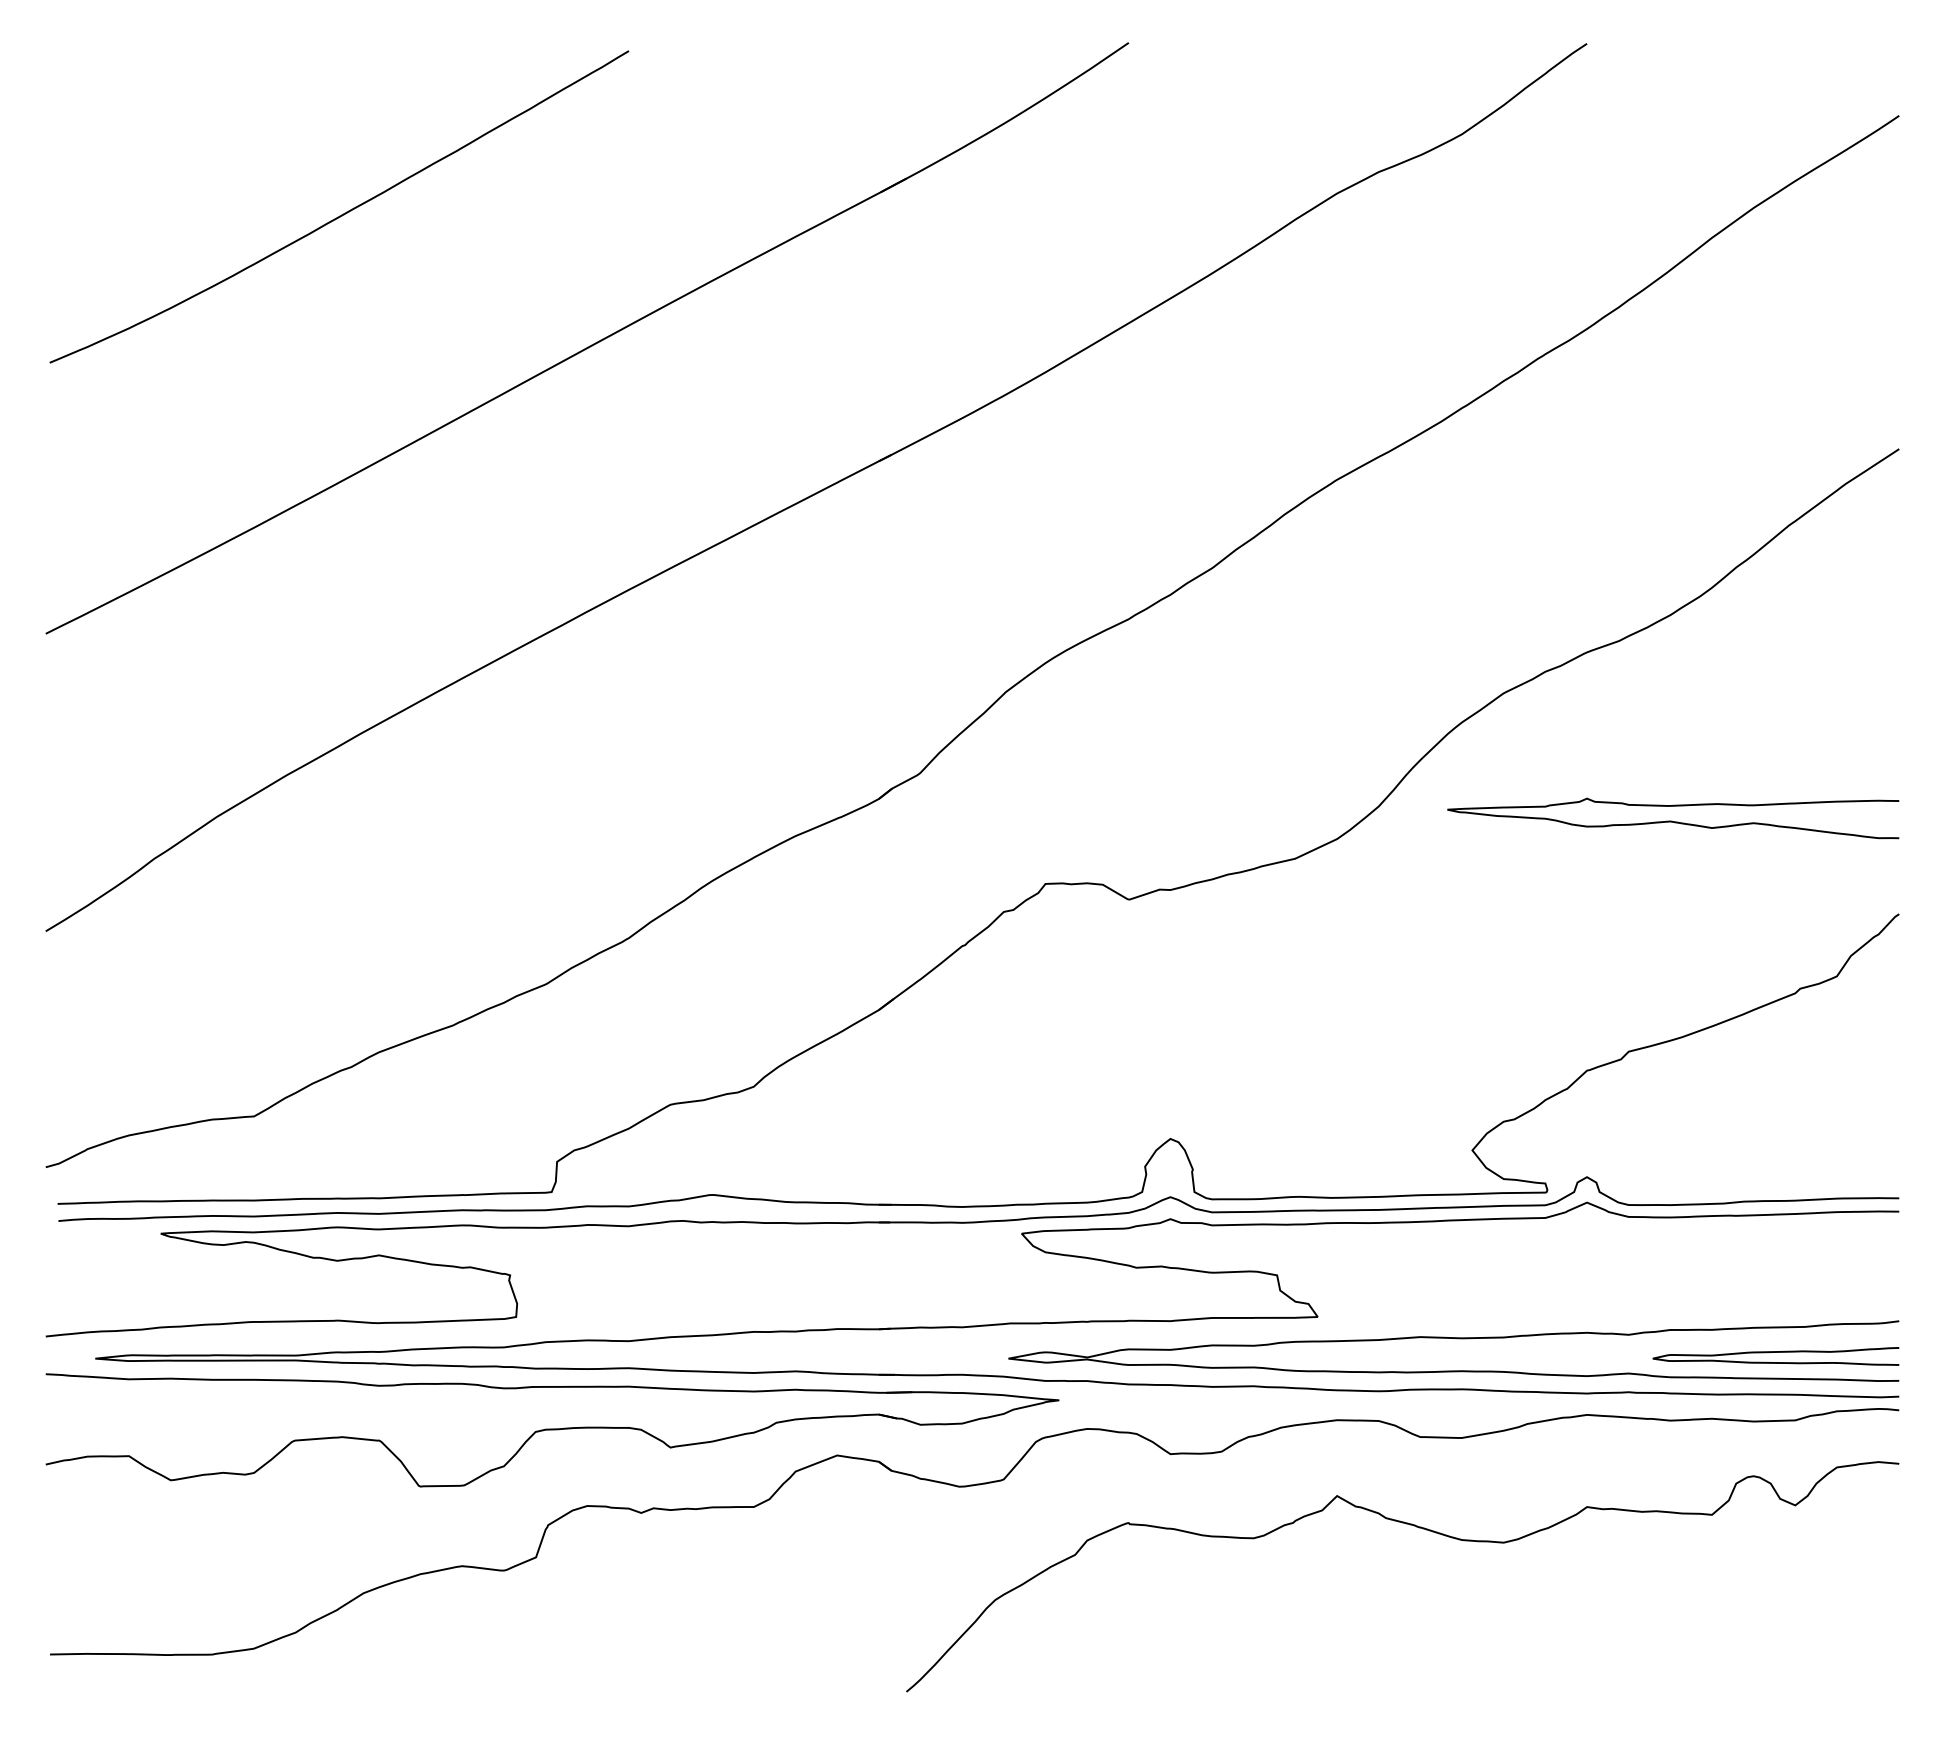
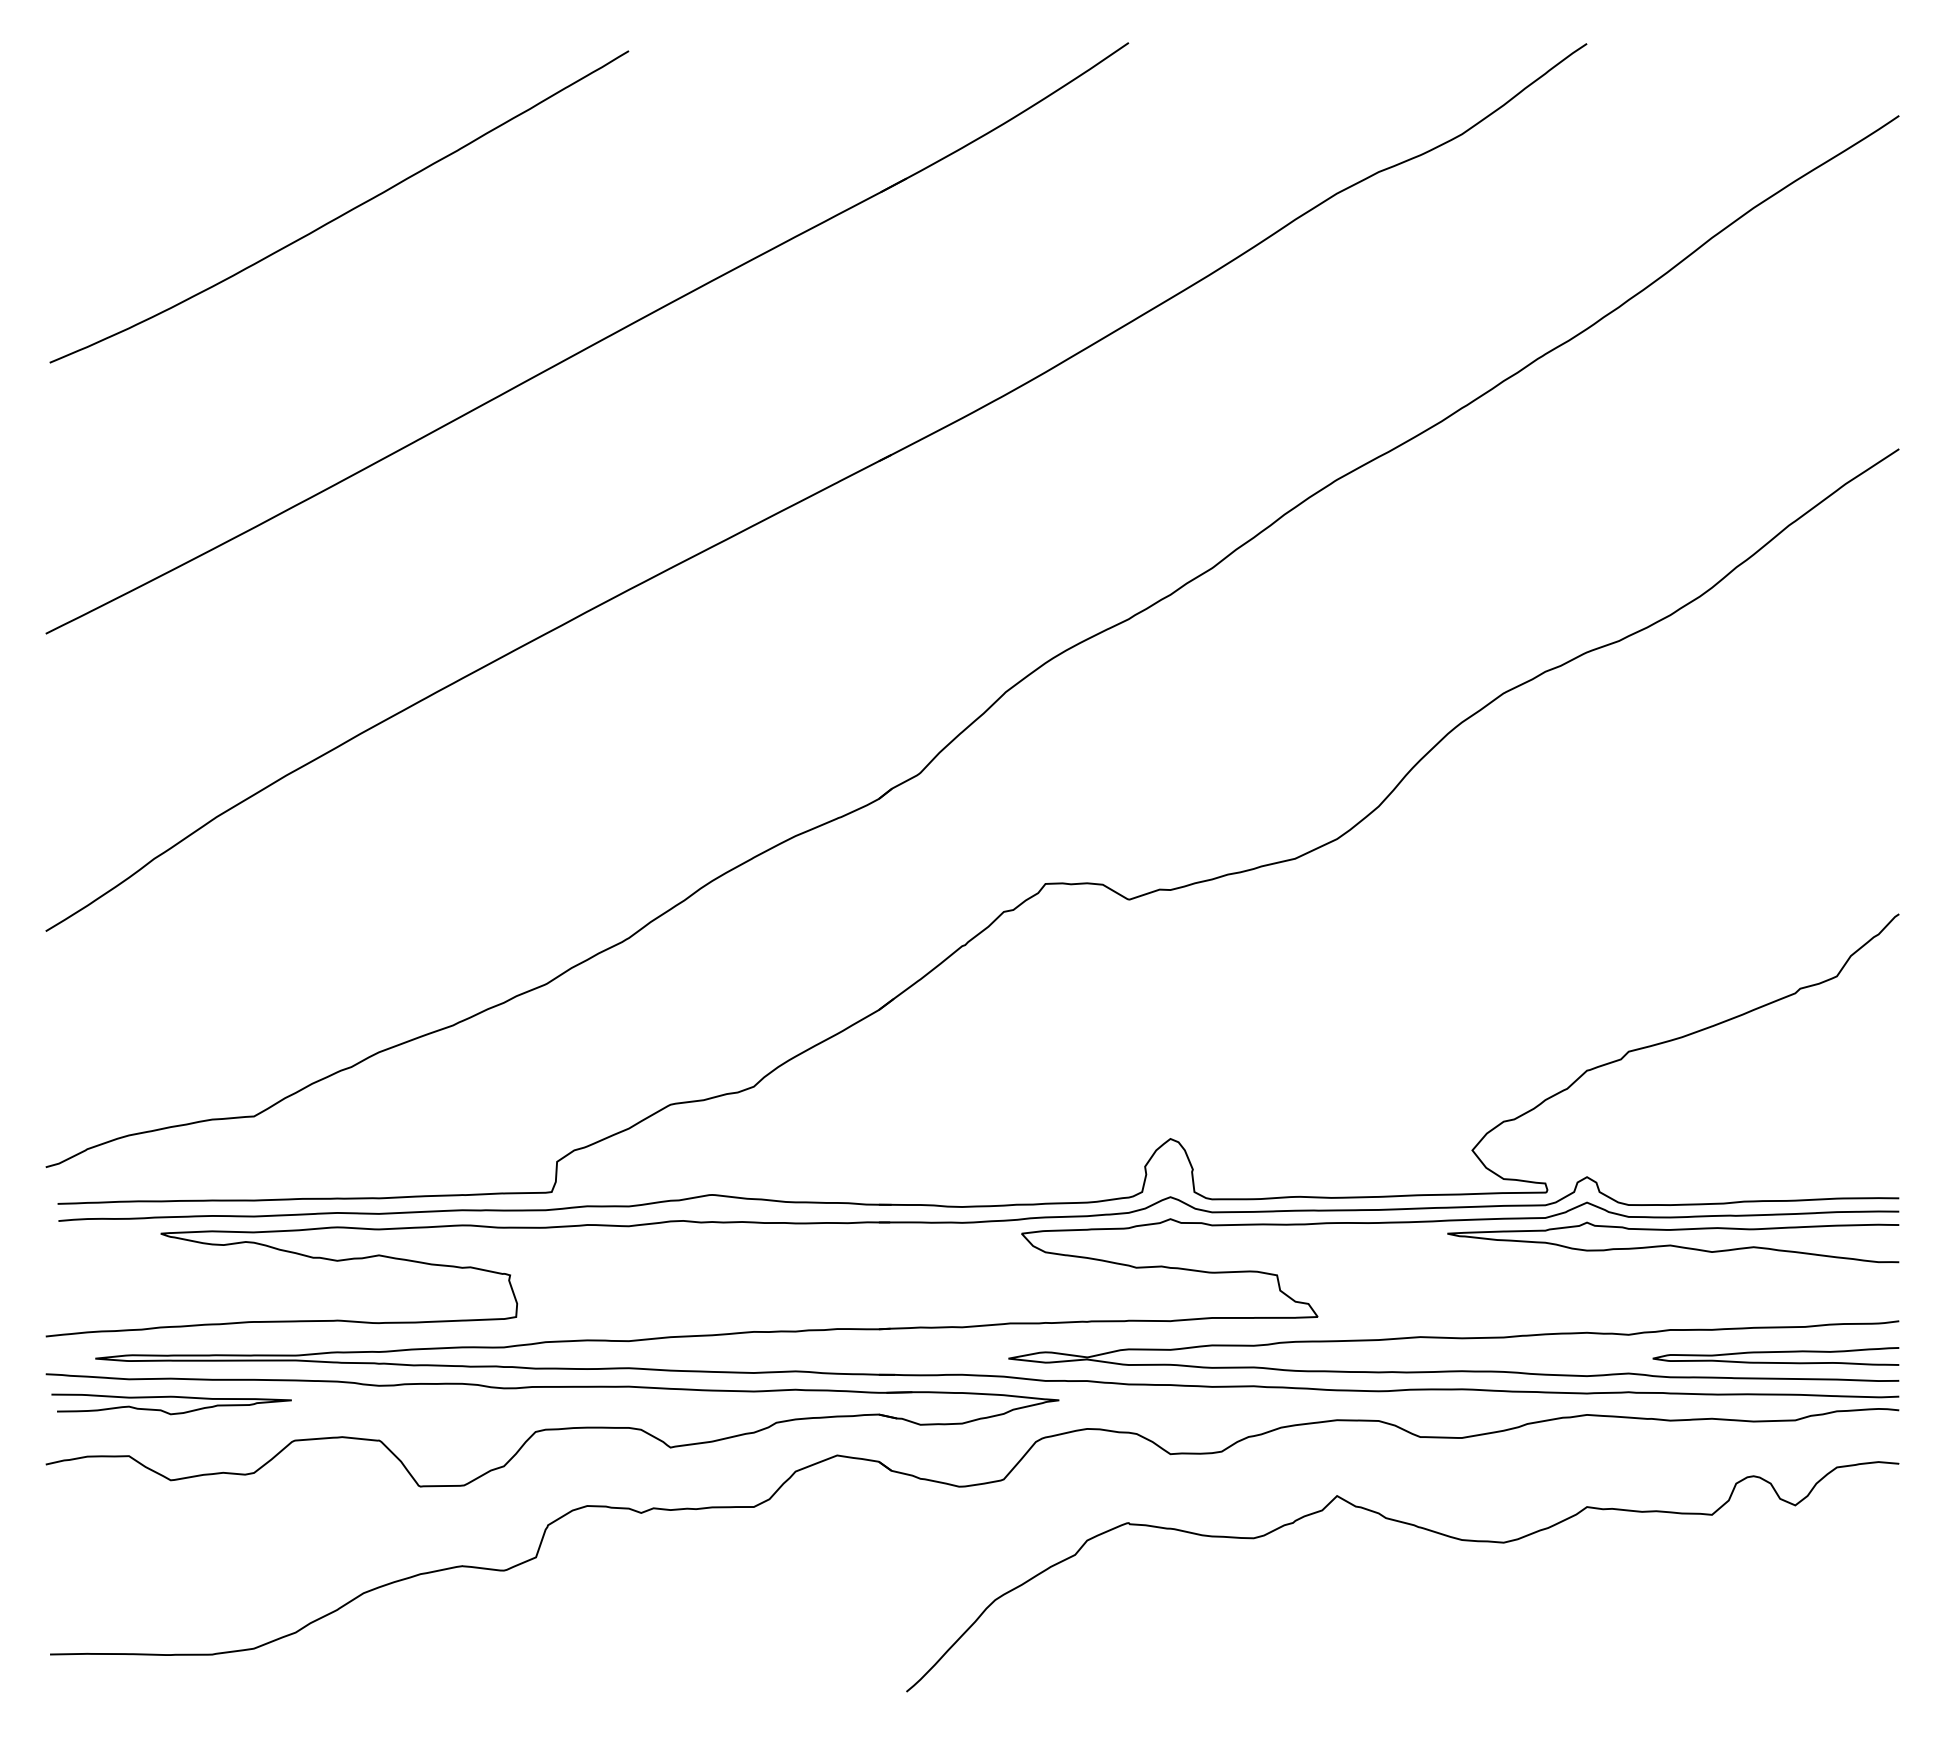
curve position: (1672, 820) -> (1672, 1244) (1672, 1244)
curve: none -> present (171, 1397)
